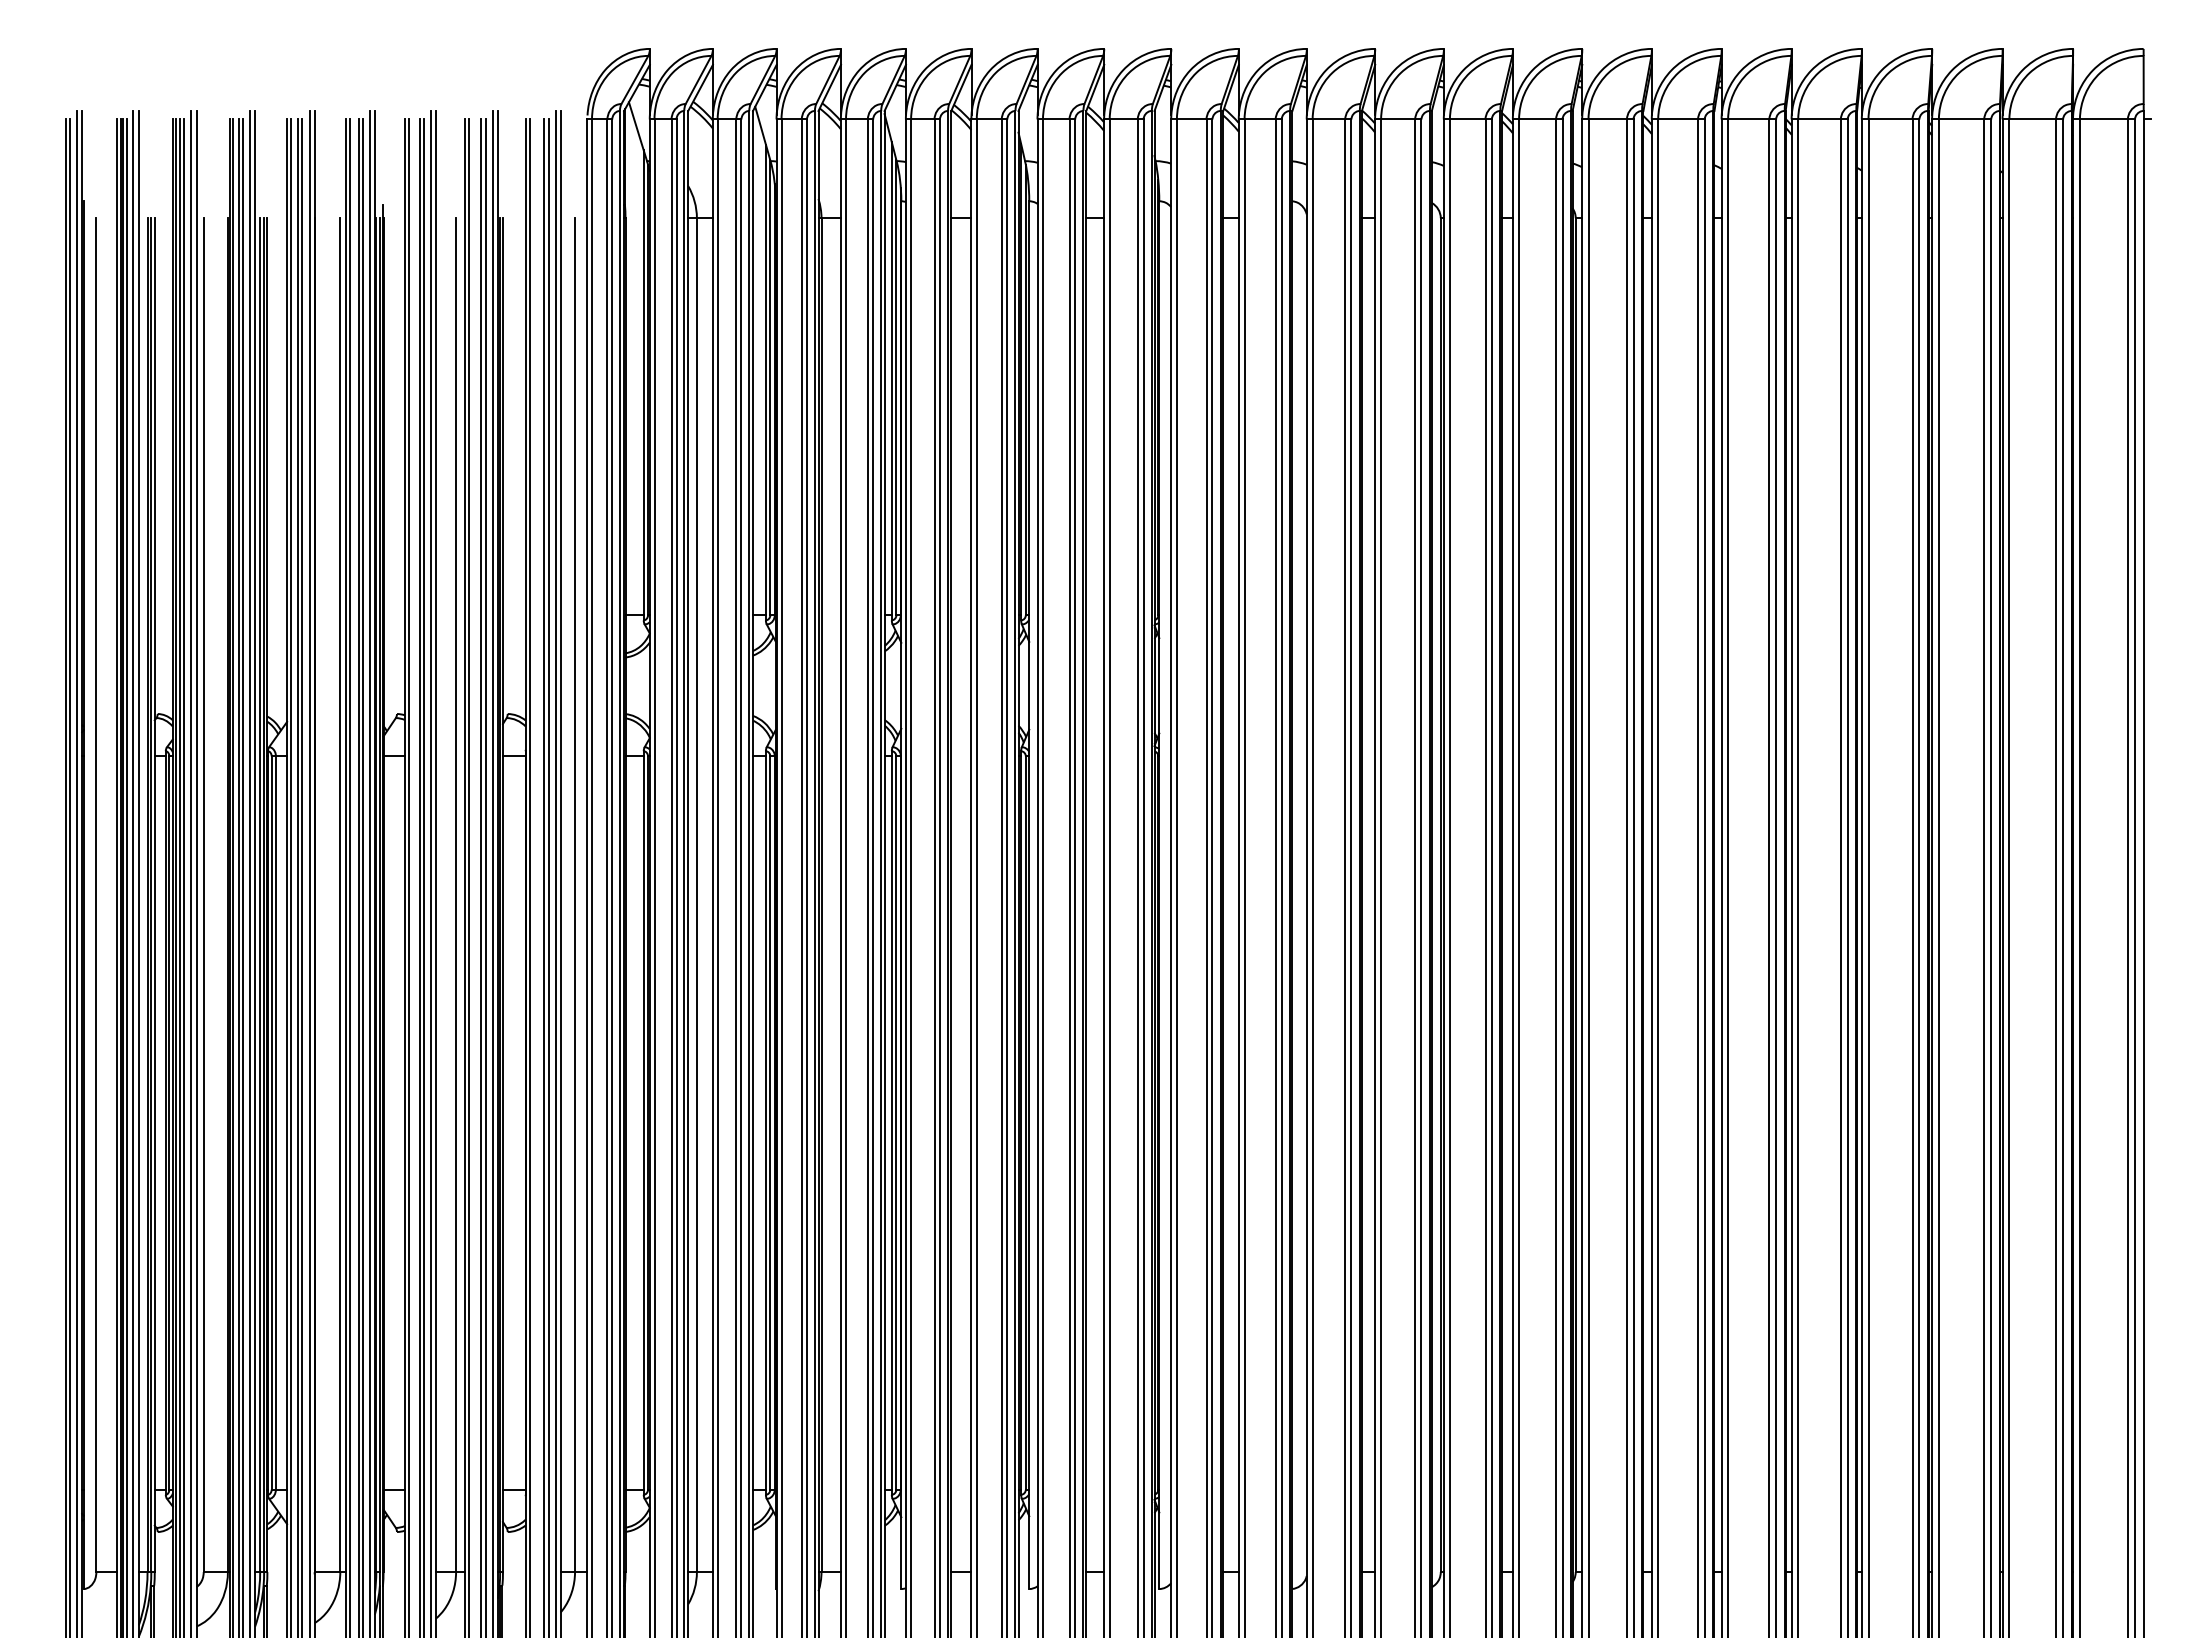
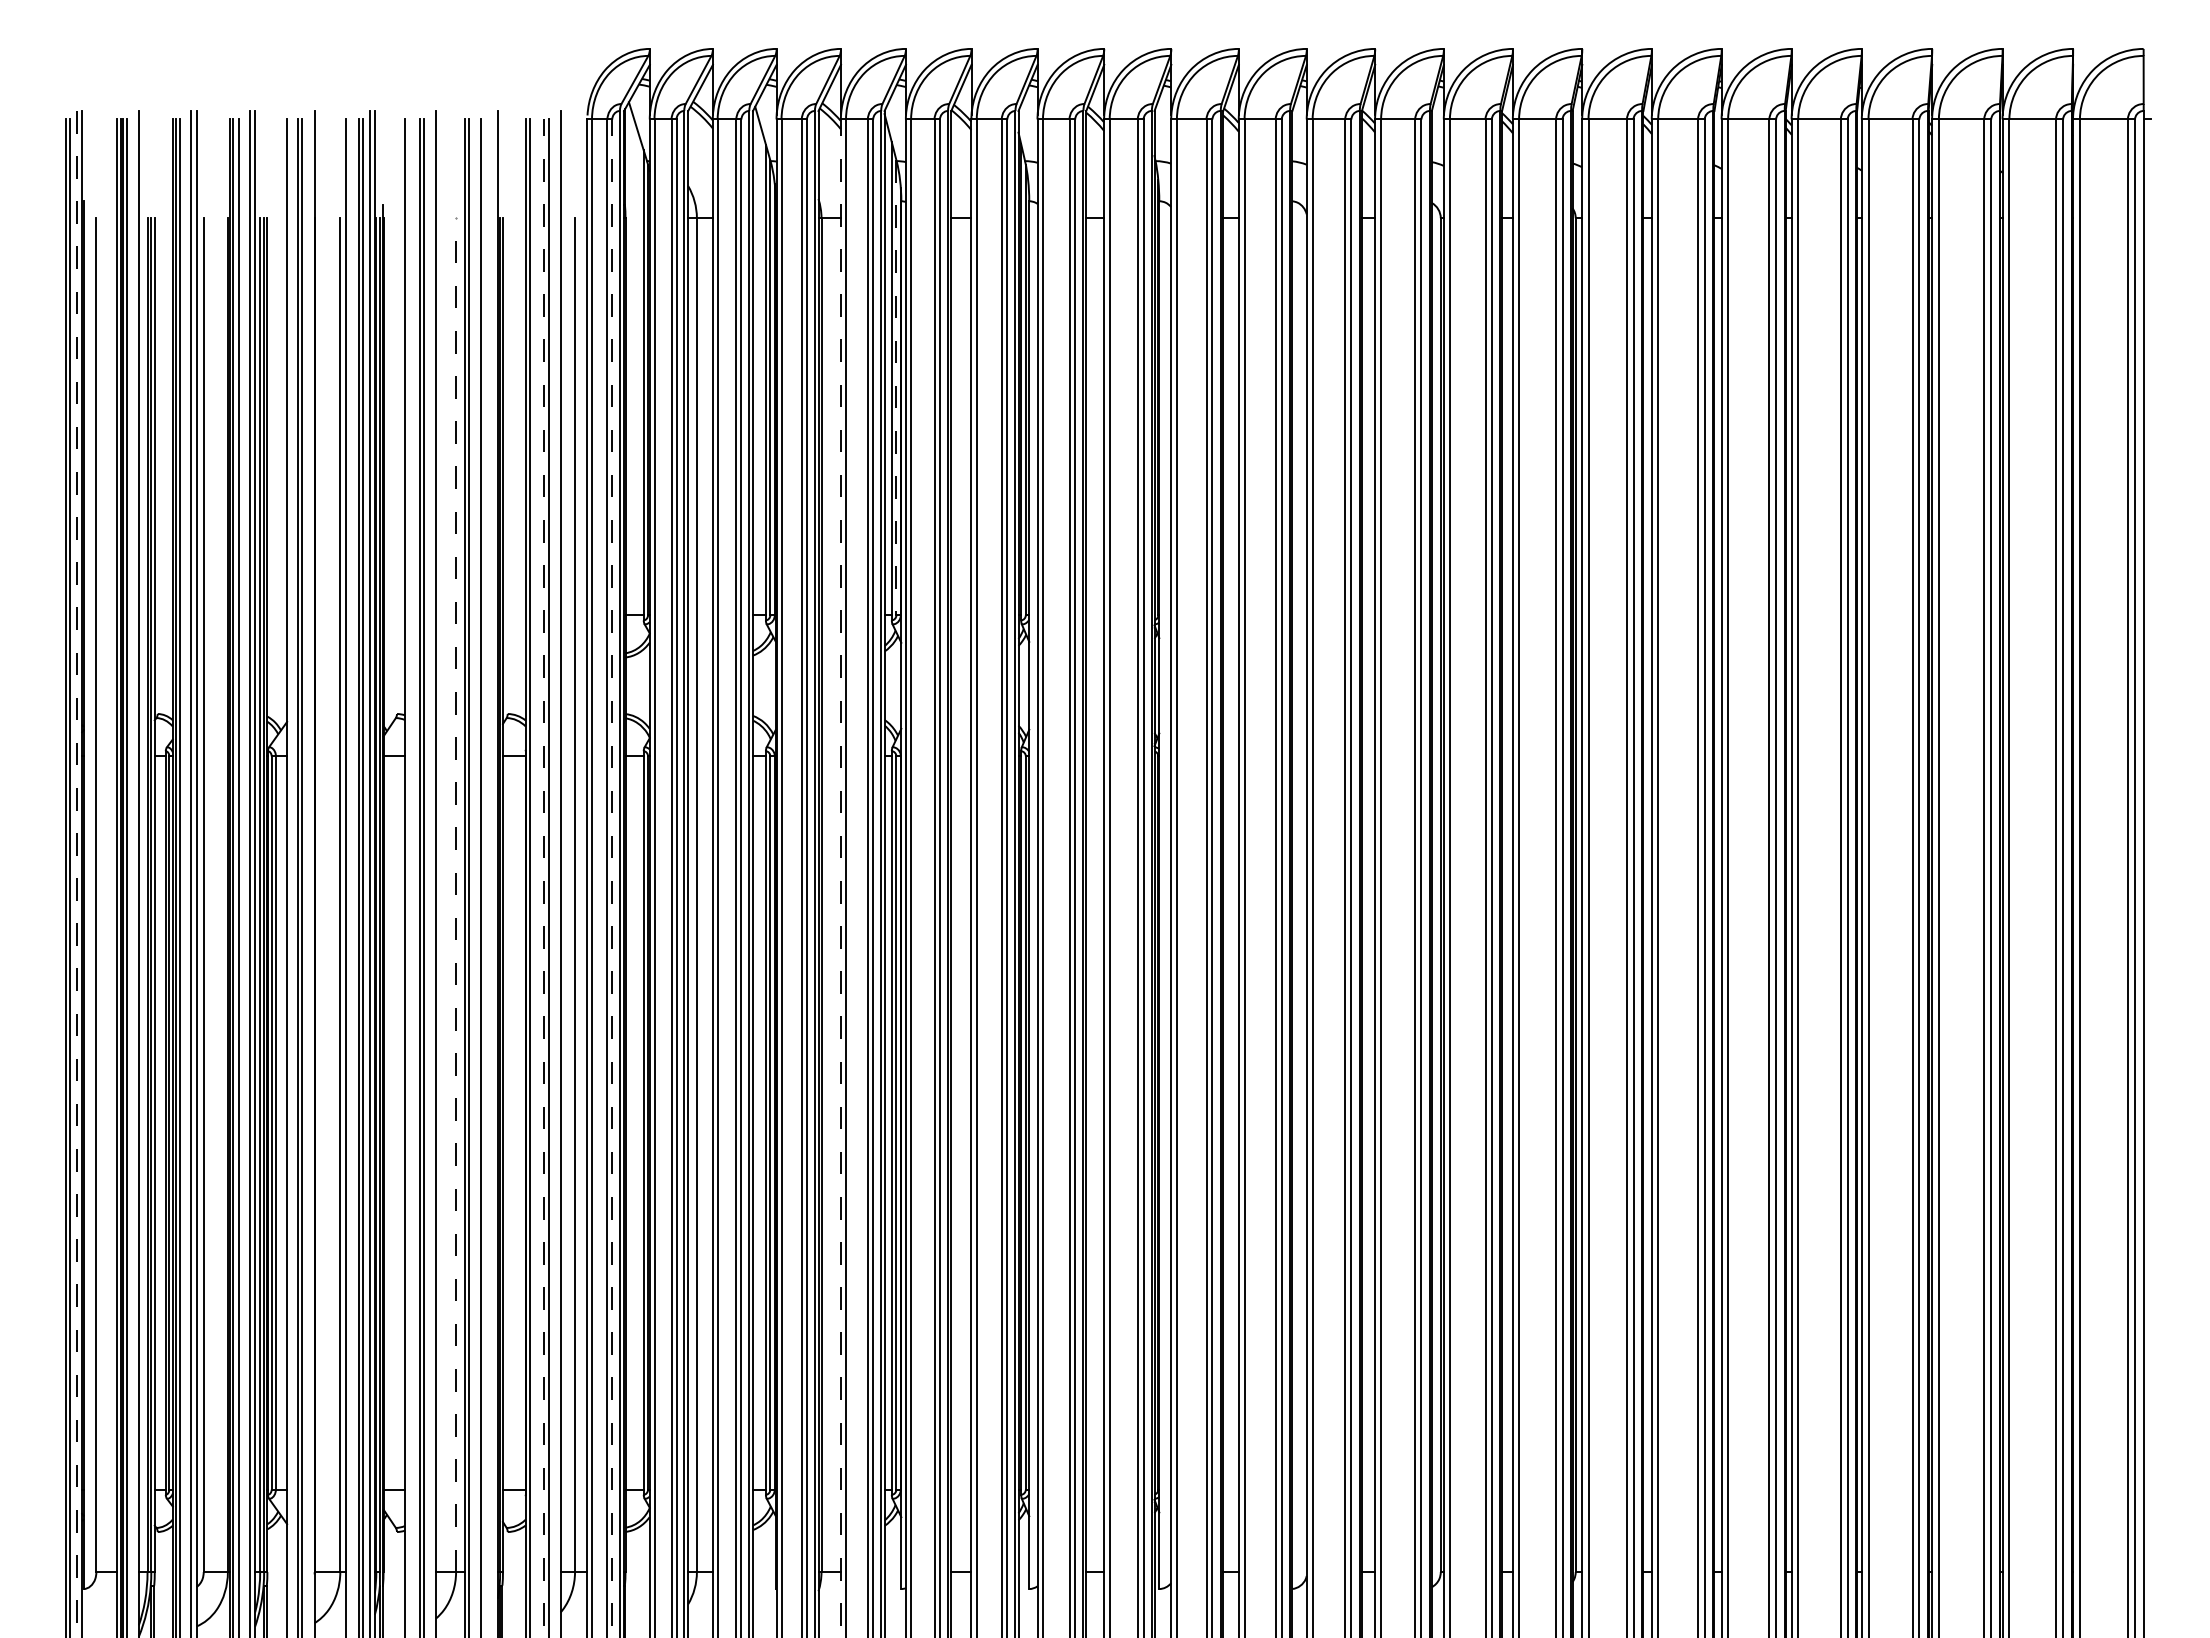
line: solid -> dashed (896, 387)
line: present -> none (133, 872)
line: present -> none (309, 872)
line: present -> none (431, 872)
line: present -> none (493, 872)
line: present -> none (556, 872)
line: solid -> dashed (76, 874)
line: present -> none (184, 876)
line: present -> none (242, 876)
line: present -> none (291, 876)
line: present -> none (349, 876)
line: present -> none (409, 876)
line: present -> none (485, 876)
line: solid -> dashed (544, 878)
line: solid -> dashed (612, 878)
line: solid -> dashed (840, 878)
line: solid -> dashed (456, 895)
